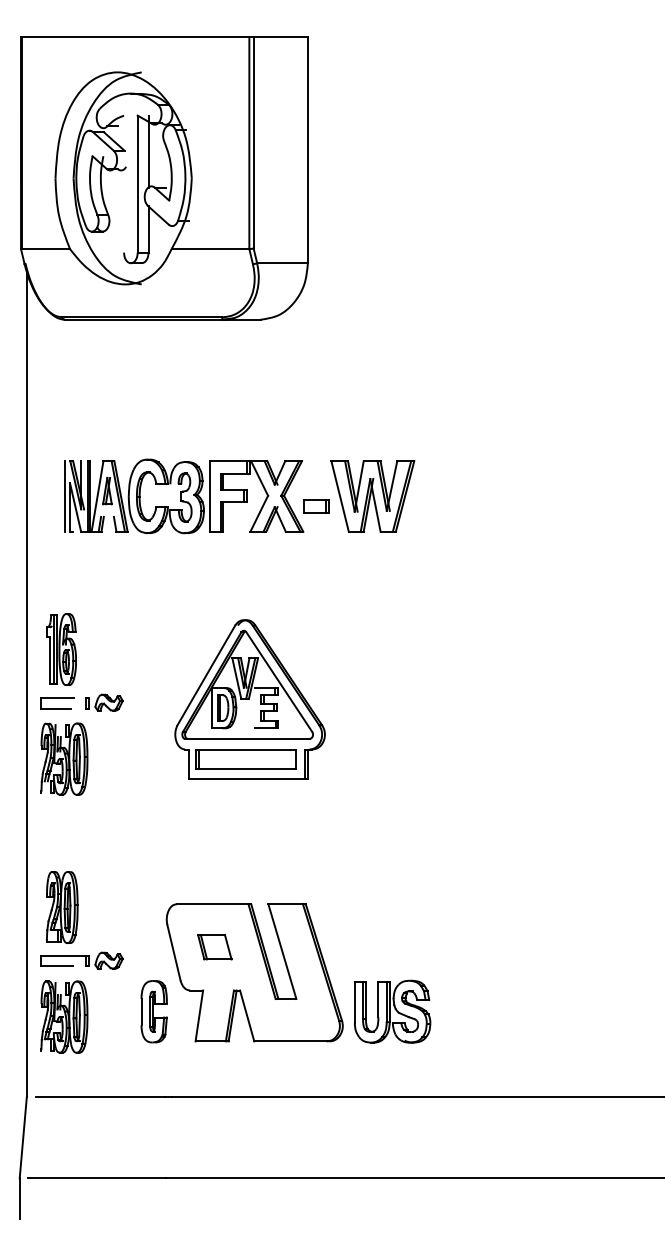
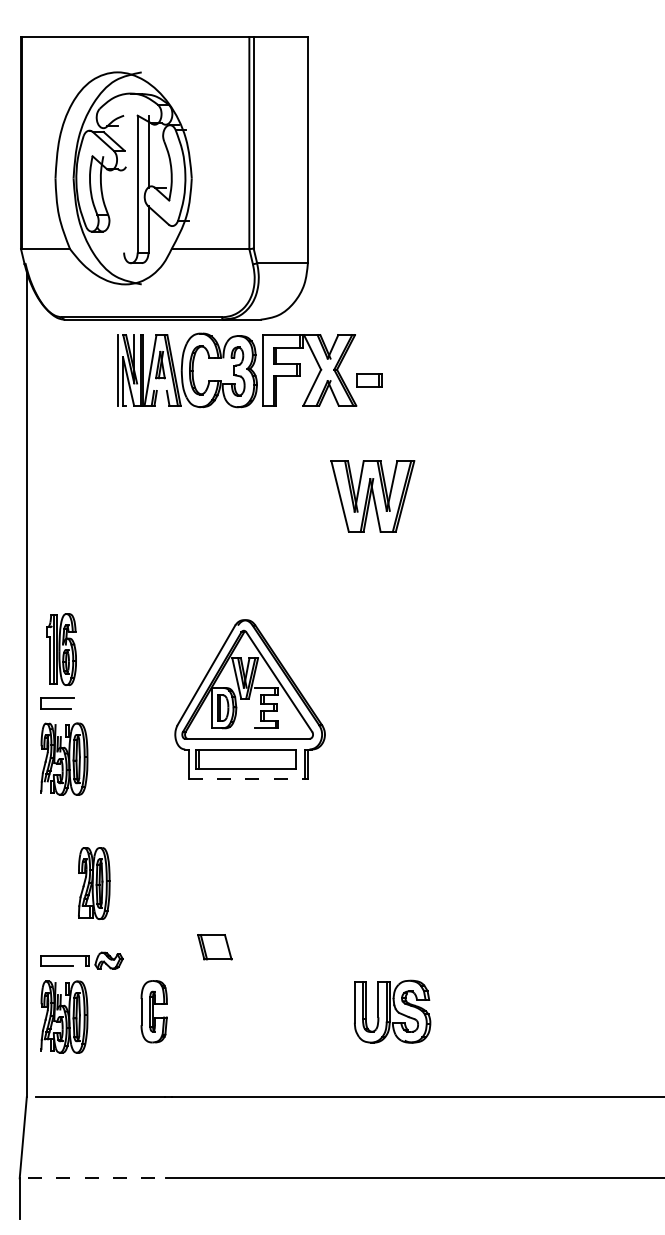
part position: (196, 496) -> (249, 370) (249, 370)
part: present -> none (104, 702)
line: solid -> dashed (247, 779)
part position: (62, 907) -> (94, 883) (94, 883)
part: present -> none (254, 972)
line: solid -> dashed (97, 1178)
